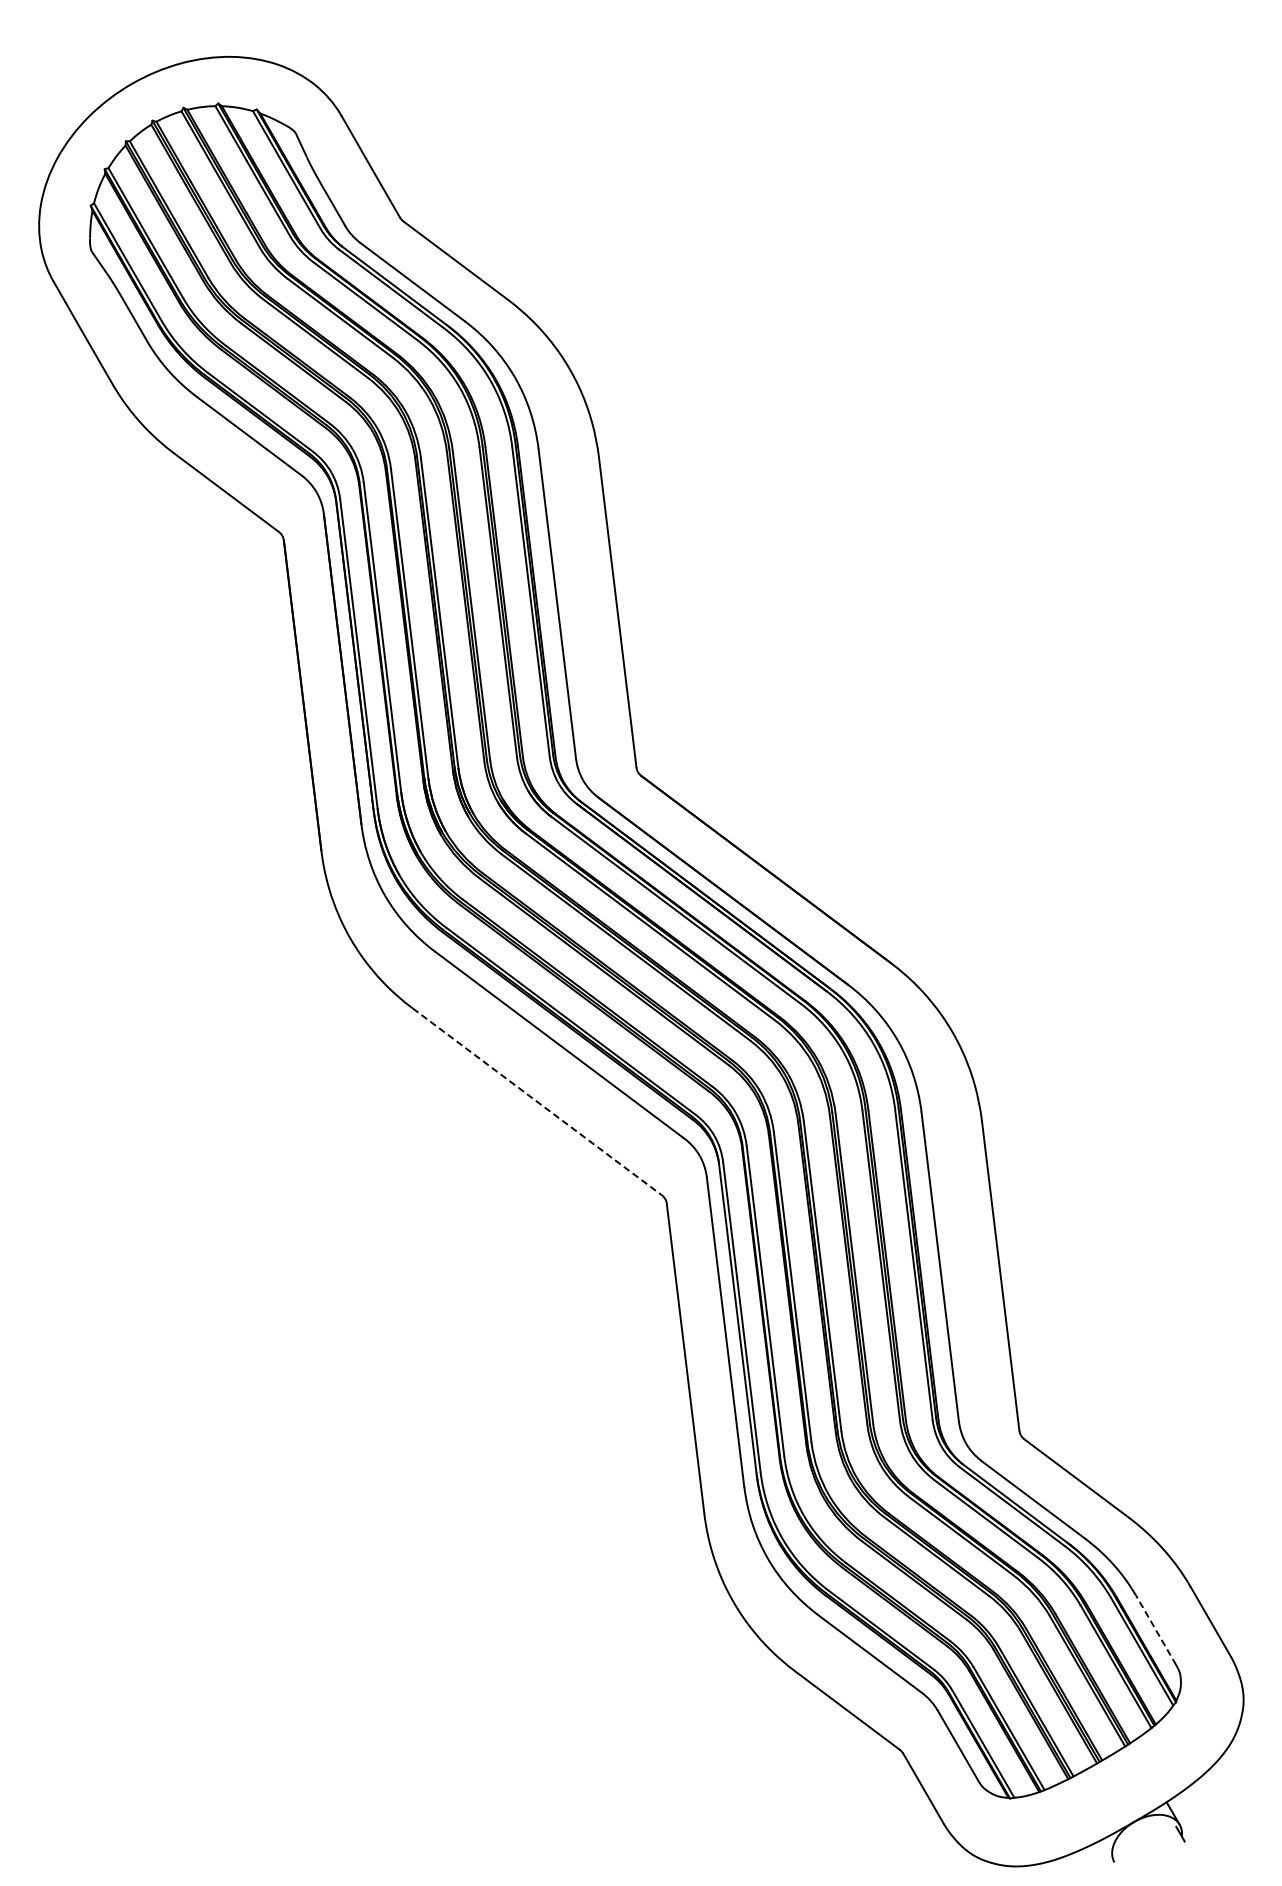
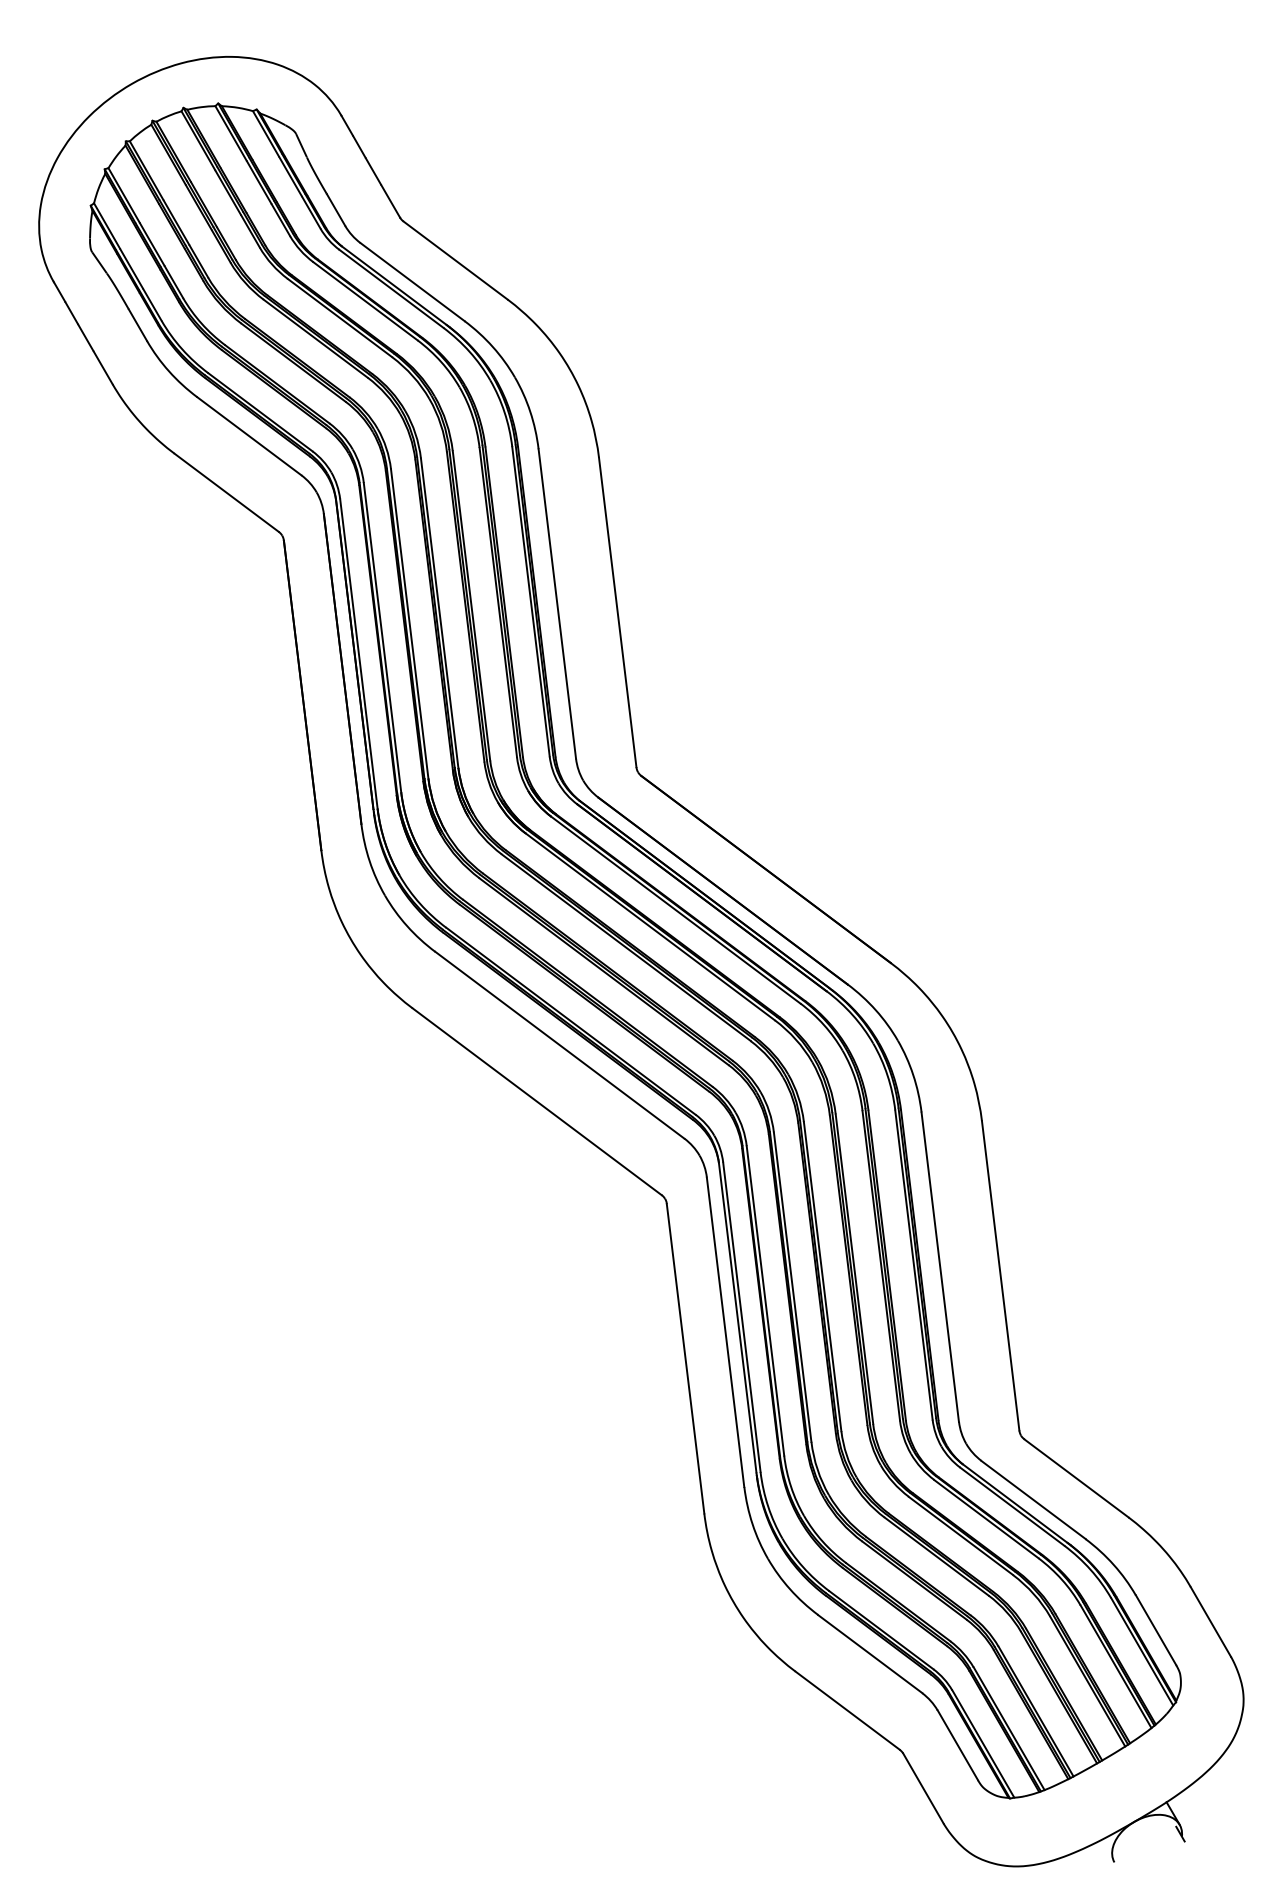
line: dashed -> solid (537, 1101)
line: dashed -> solid (1155, 1629)
